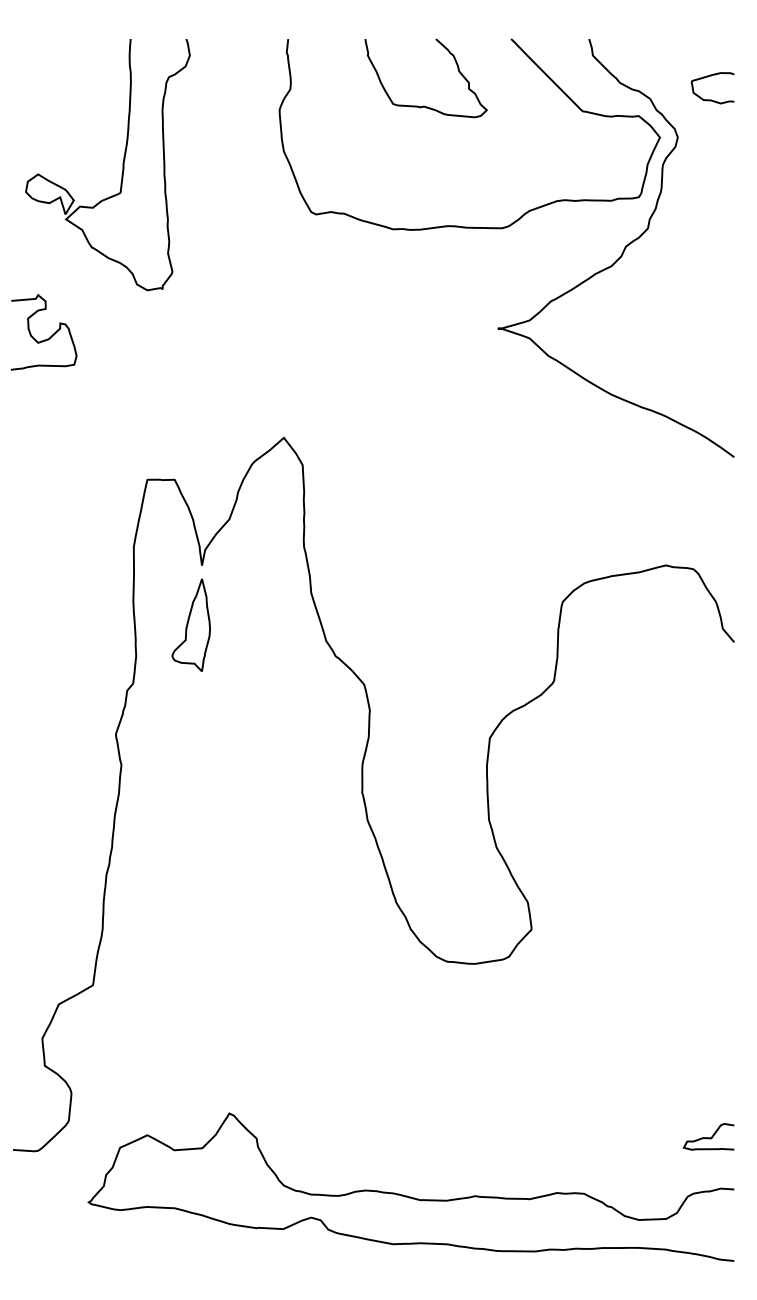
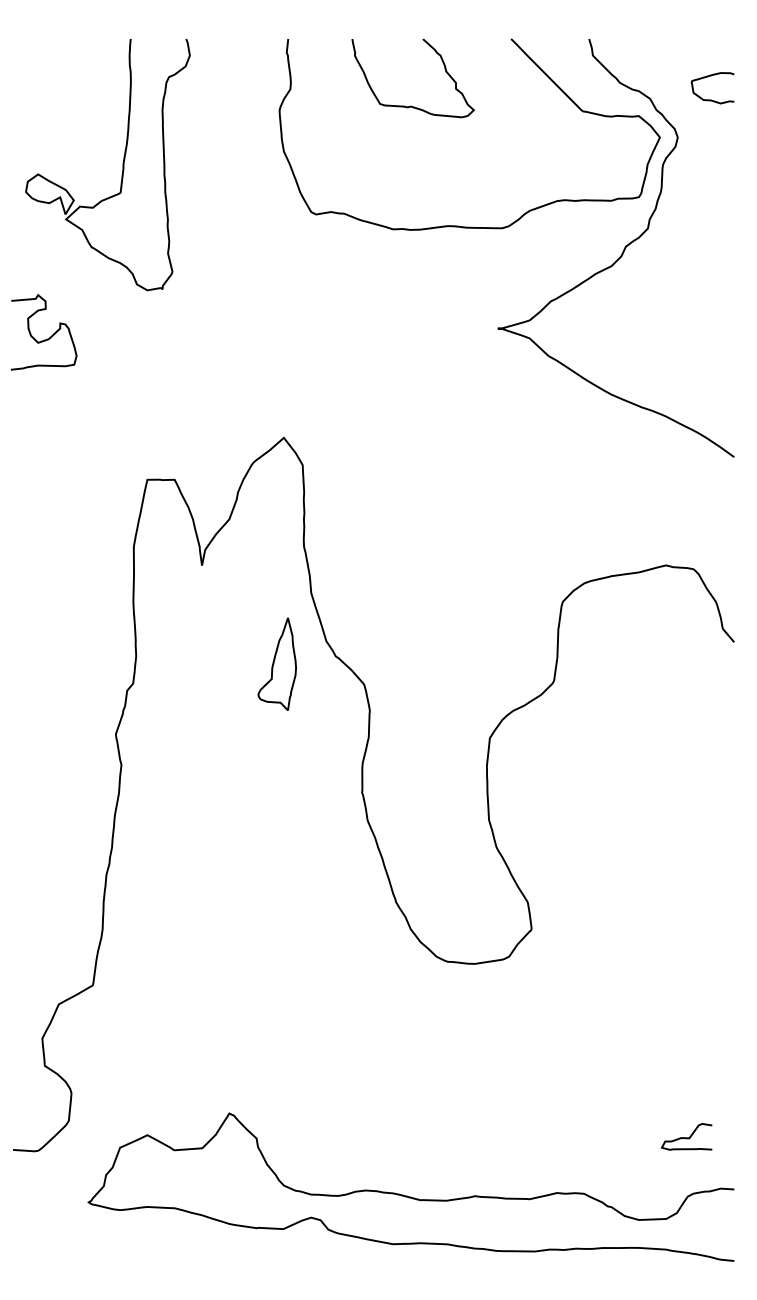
part position: (424, 105) -> (411, 105) (411, 105)
part position: (190, 624) -> (276, 663) (276, 663)
curve position: (708, 1137) -> (686, 1137) (686, 1137)
